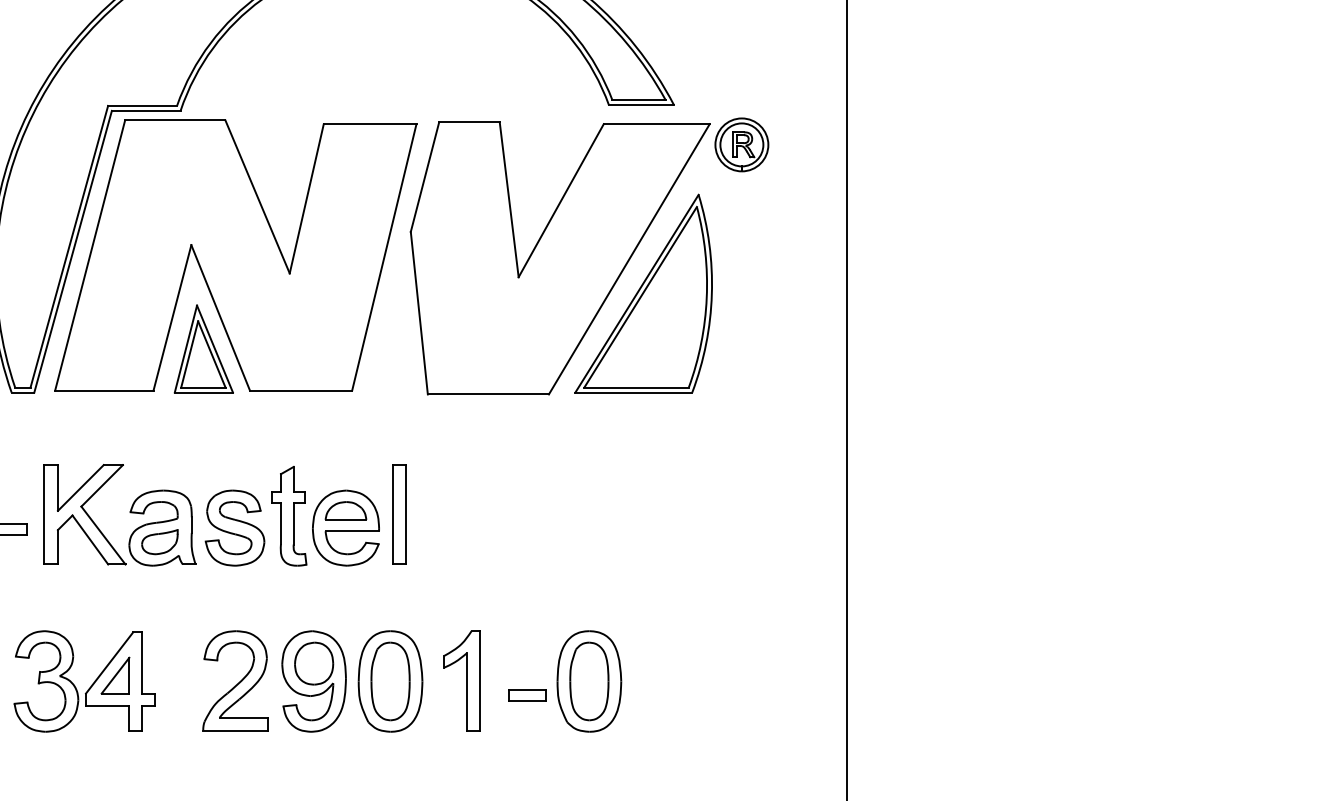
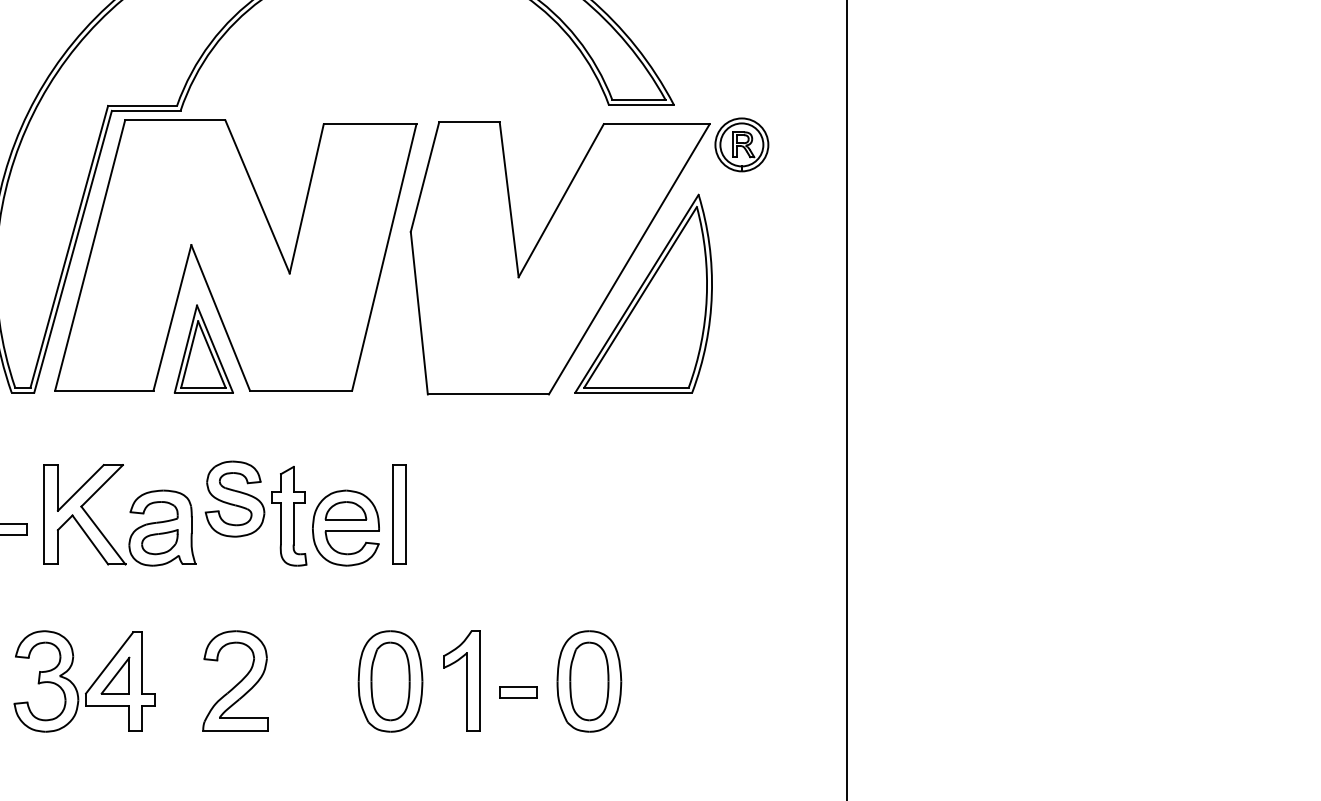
part position: (234, 527) -> (234, 498) (234, 498)
part: present -> none (313, 681)
part position: (527, 695) -> (518, 692) (518, 692)
